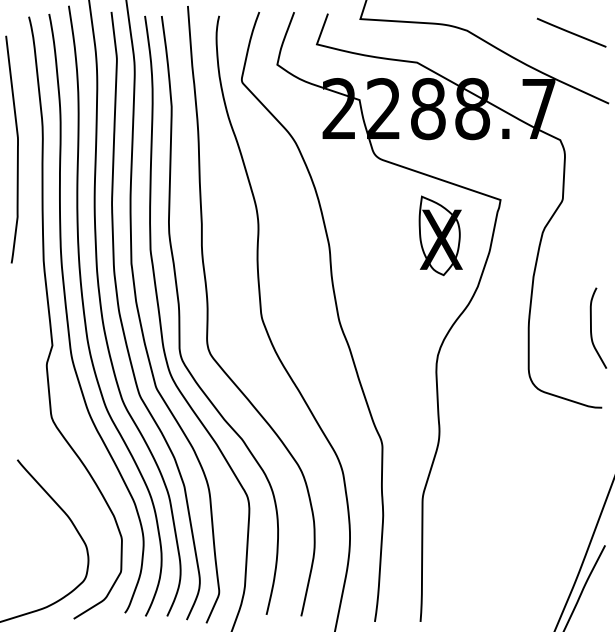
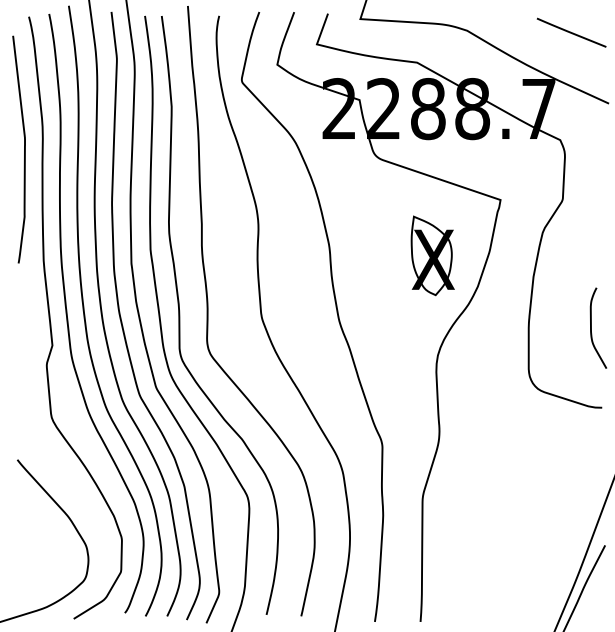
curve position: (17, 149) -> (24, 149) (24, 149)
part position: (440, 235) -> (432, 255) (432, 255)
